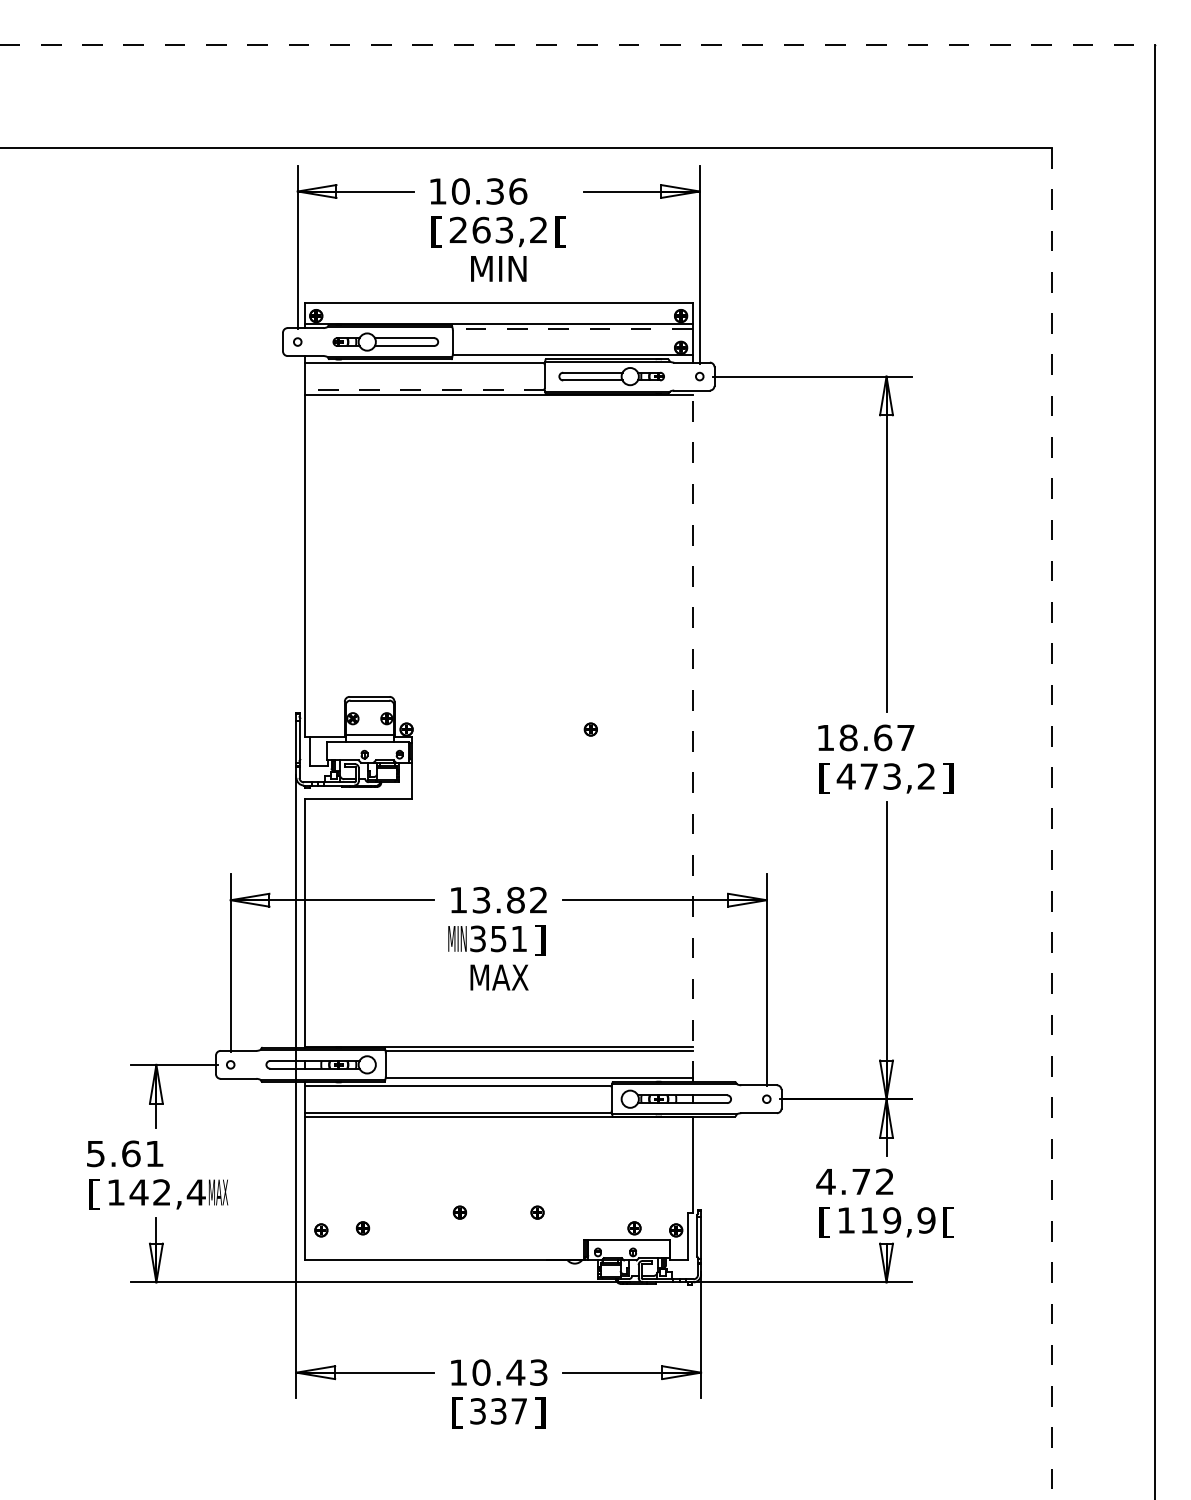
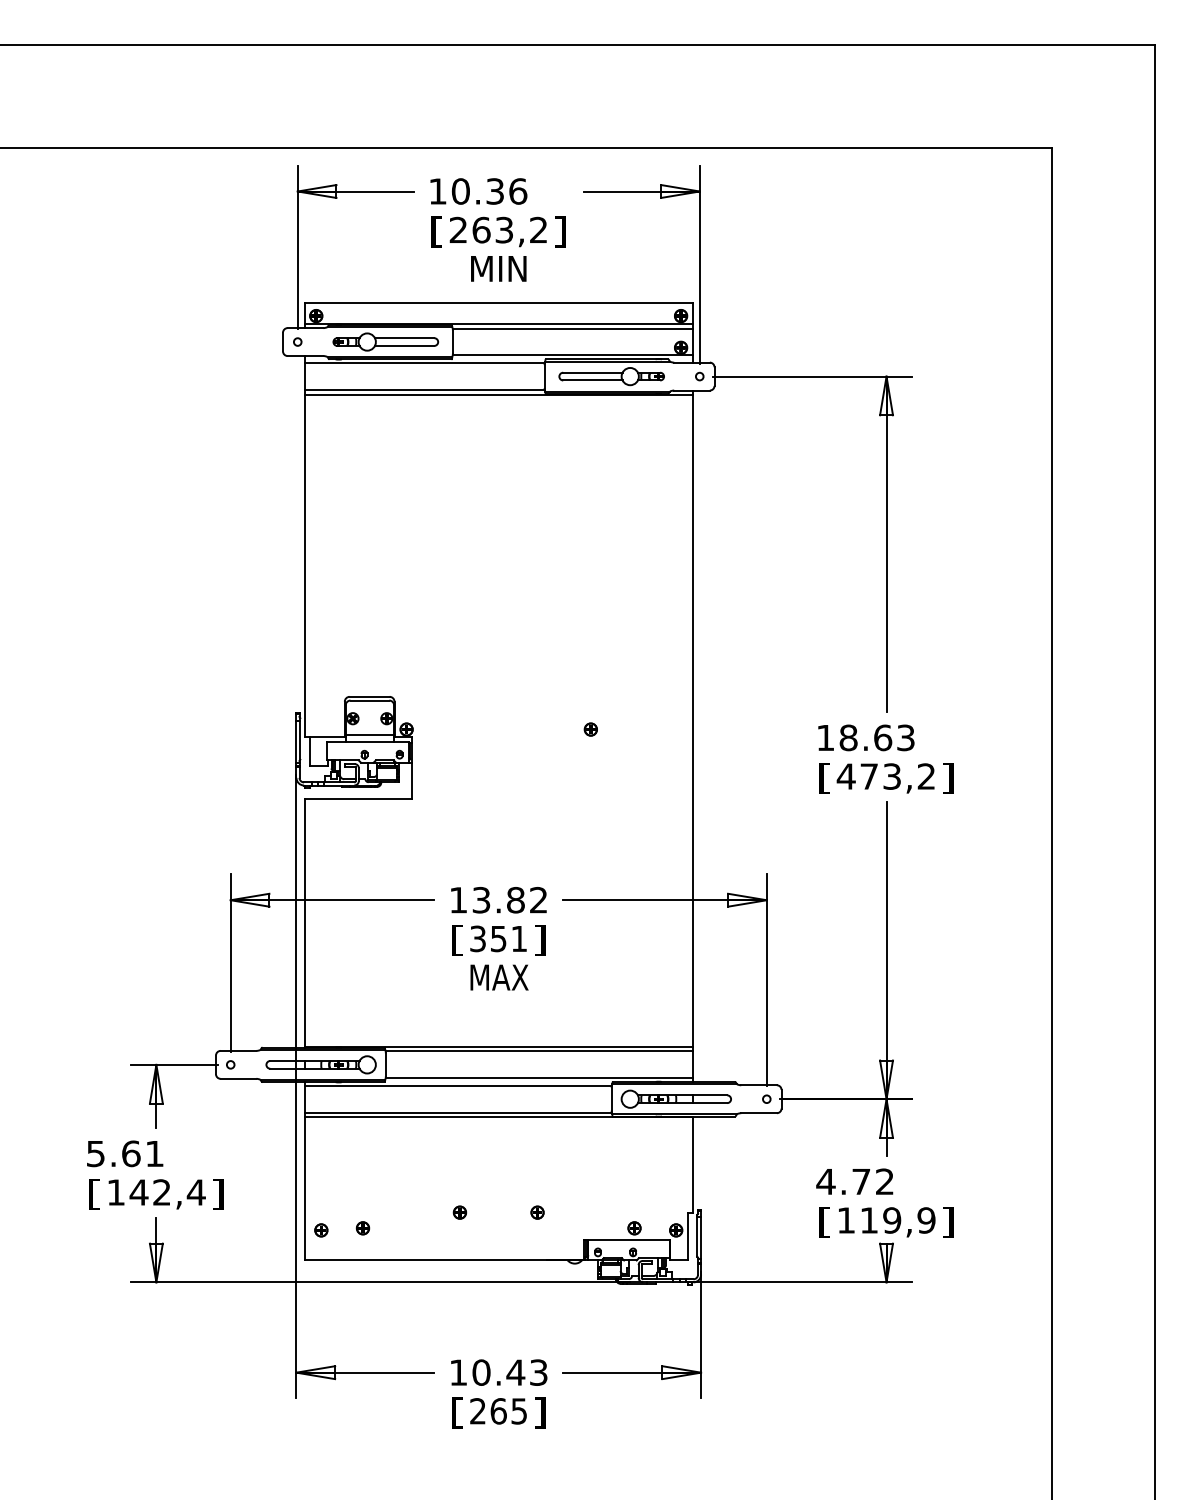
line: dashed -> solid (578, 45)
text: [ -> ] (560, 231)
line: dashed -> solid (572, 328)
line: dashed -> solid (424, 390)
line: dashed -> solid (692, 736)
text: 18.67 -> 18.63 (905, 737)
line: dashed -> solid (1051, 823)
text: MIN -> [ (457, 940)
text: MAX -> ] (218, 1194)
text: [ -> ] (948, 1222)
text: 337 -> 265 (498, 1411)
